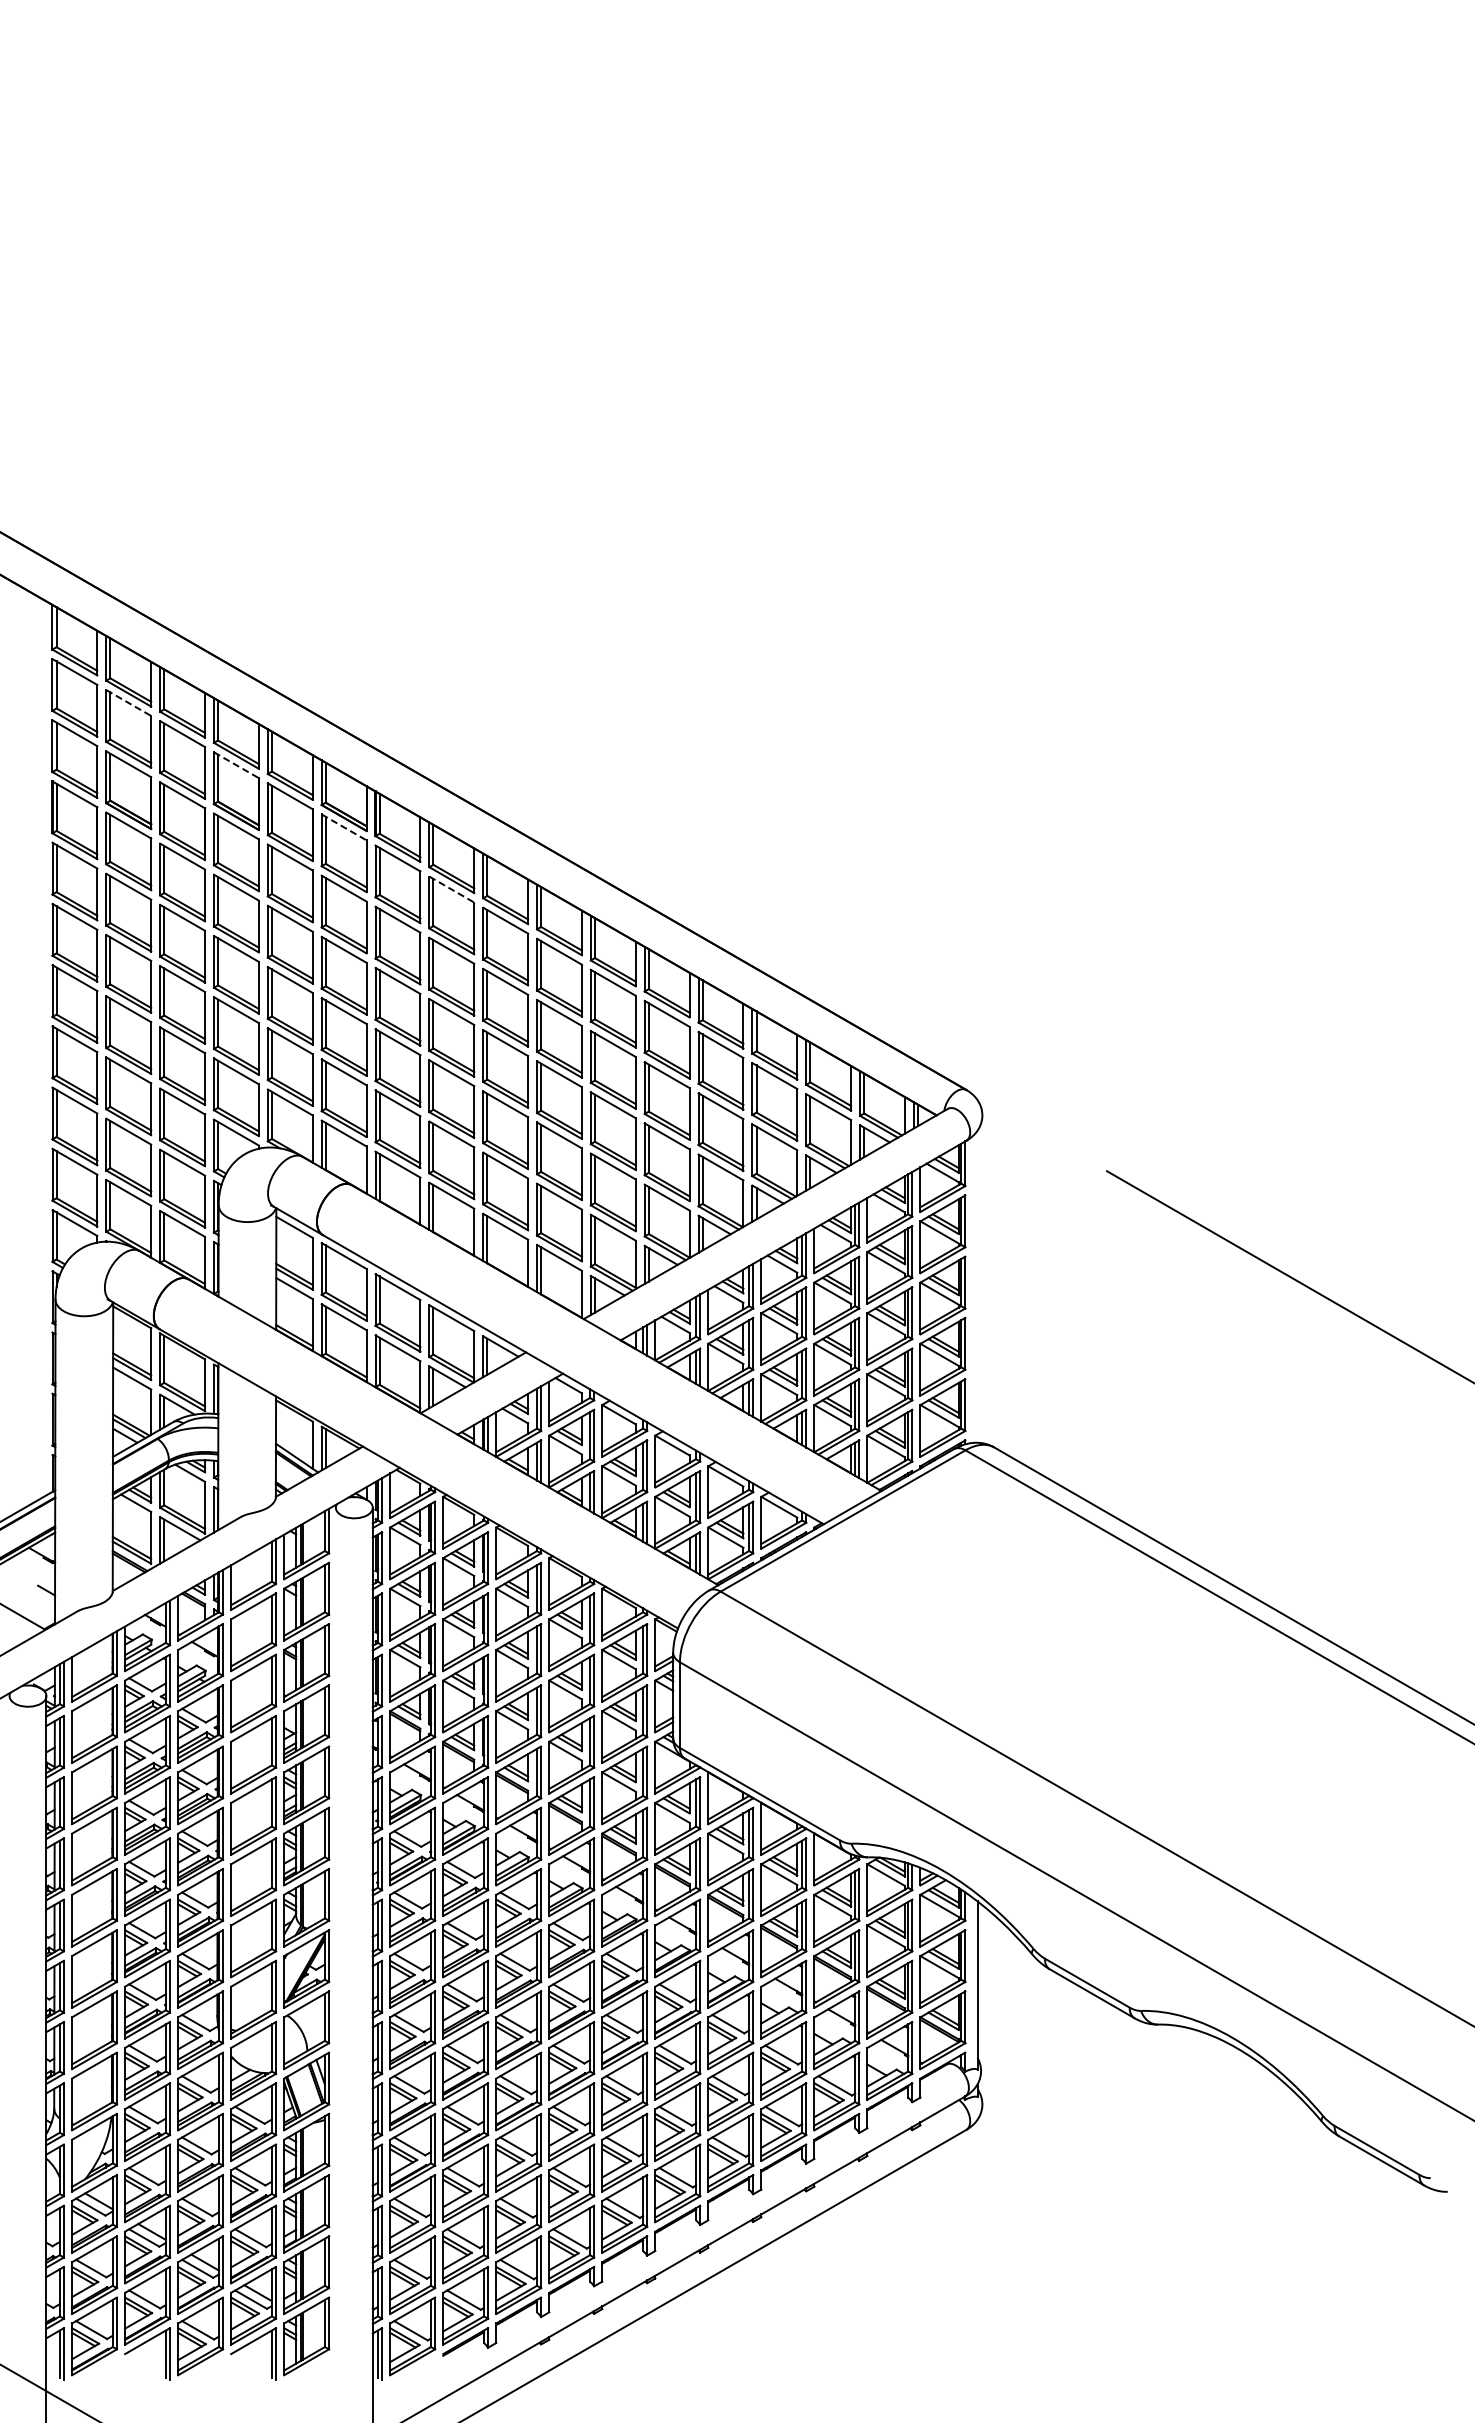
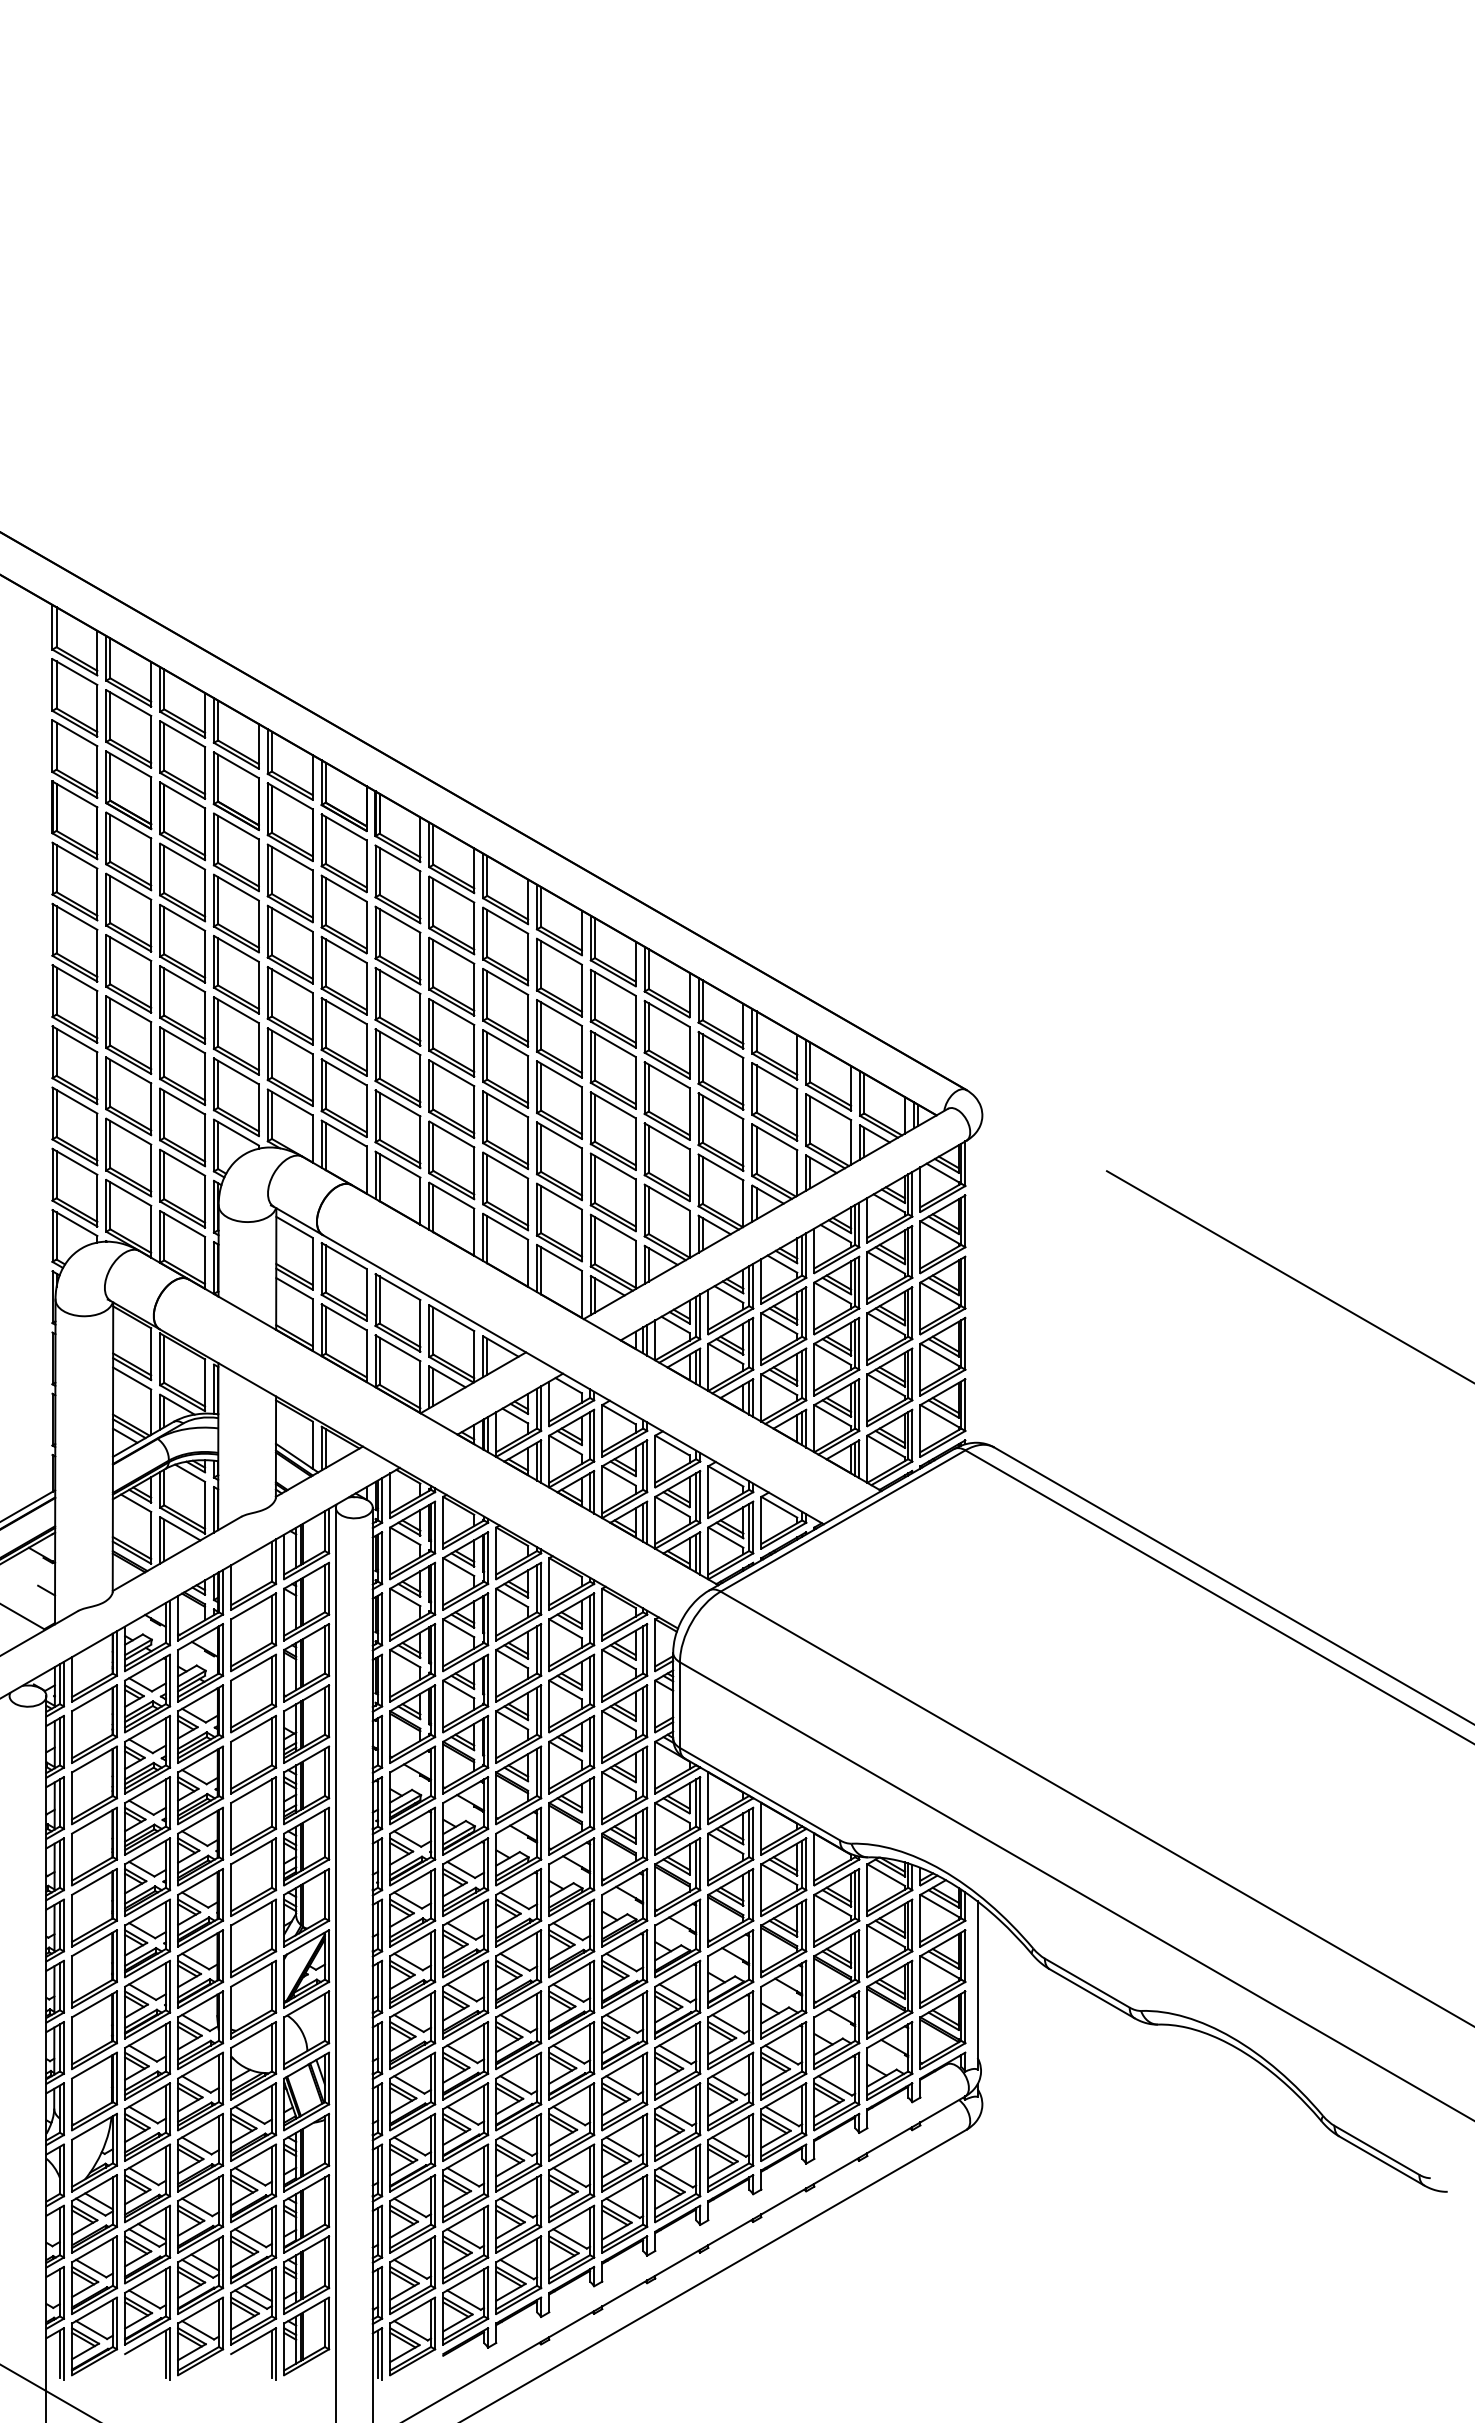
line: dashed -> solid (128, 703)
line: dashed -> solid (236, 765)
line: dashed -> solid (344, 827)
line: dashed -> solid (451, 889)
line: none -> present (335, 1963)
